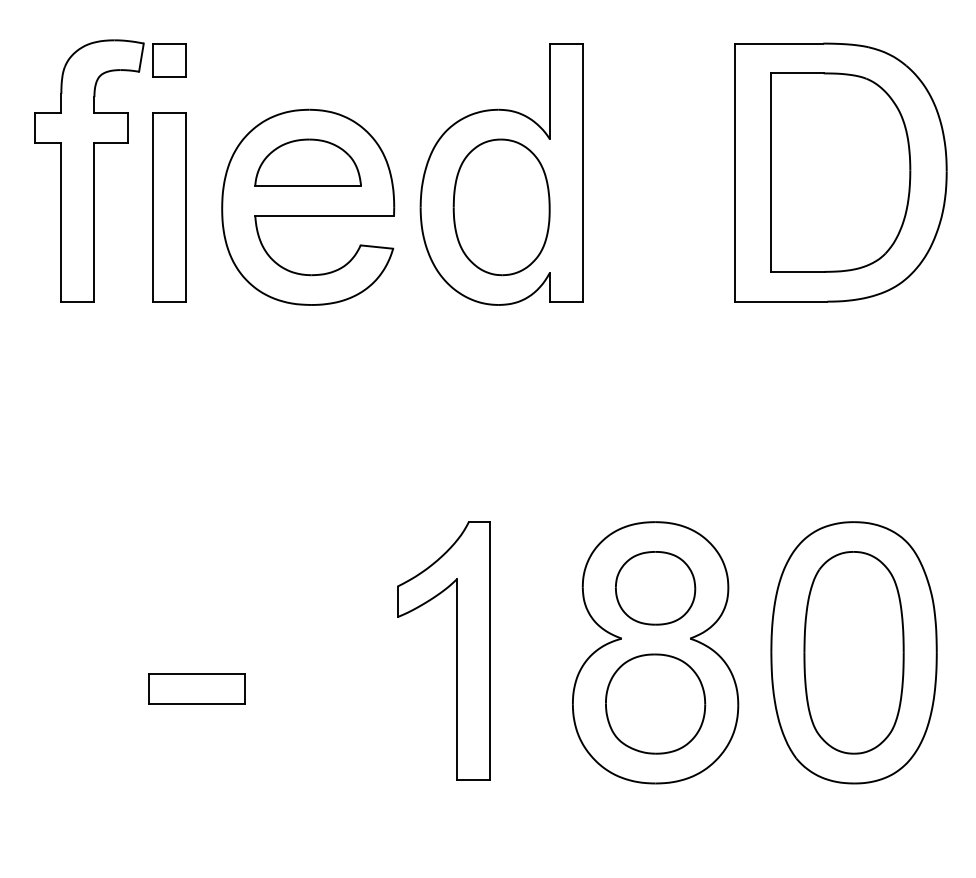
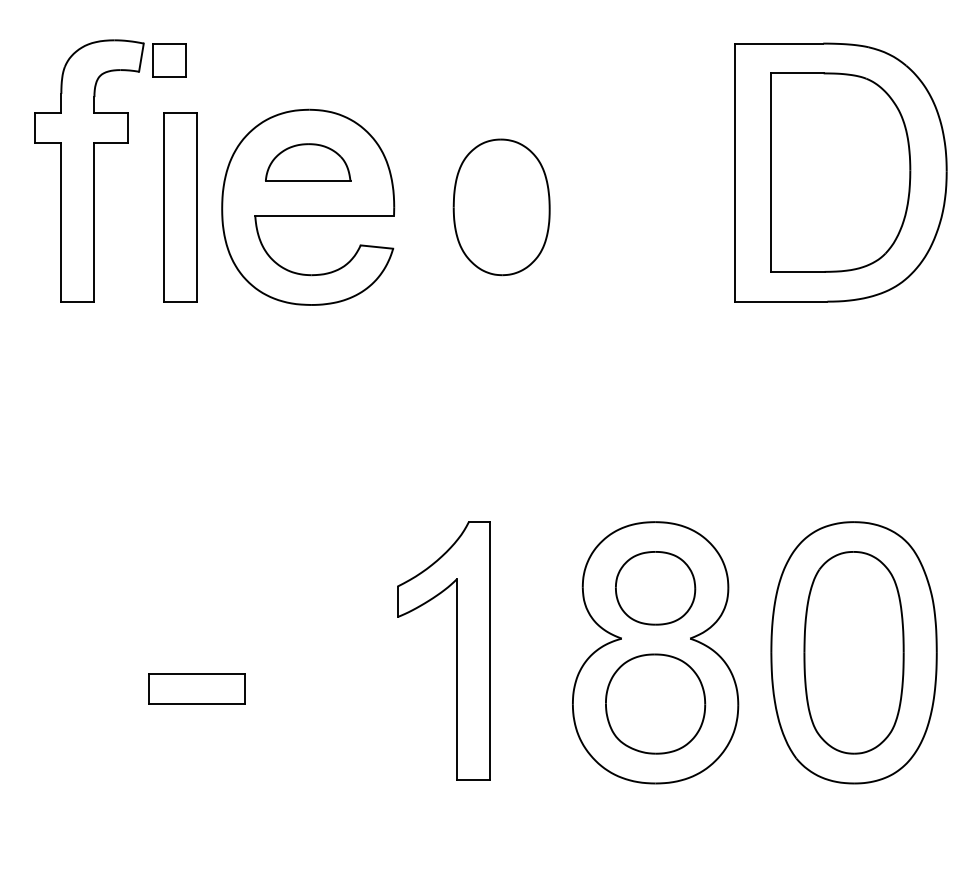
part size: 108x49 px -> 87x39 px (308, 162)
part: present -> none (501, 174)
part position: (169, 207) -> (180, 207) (180, 207)
